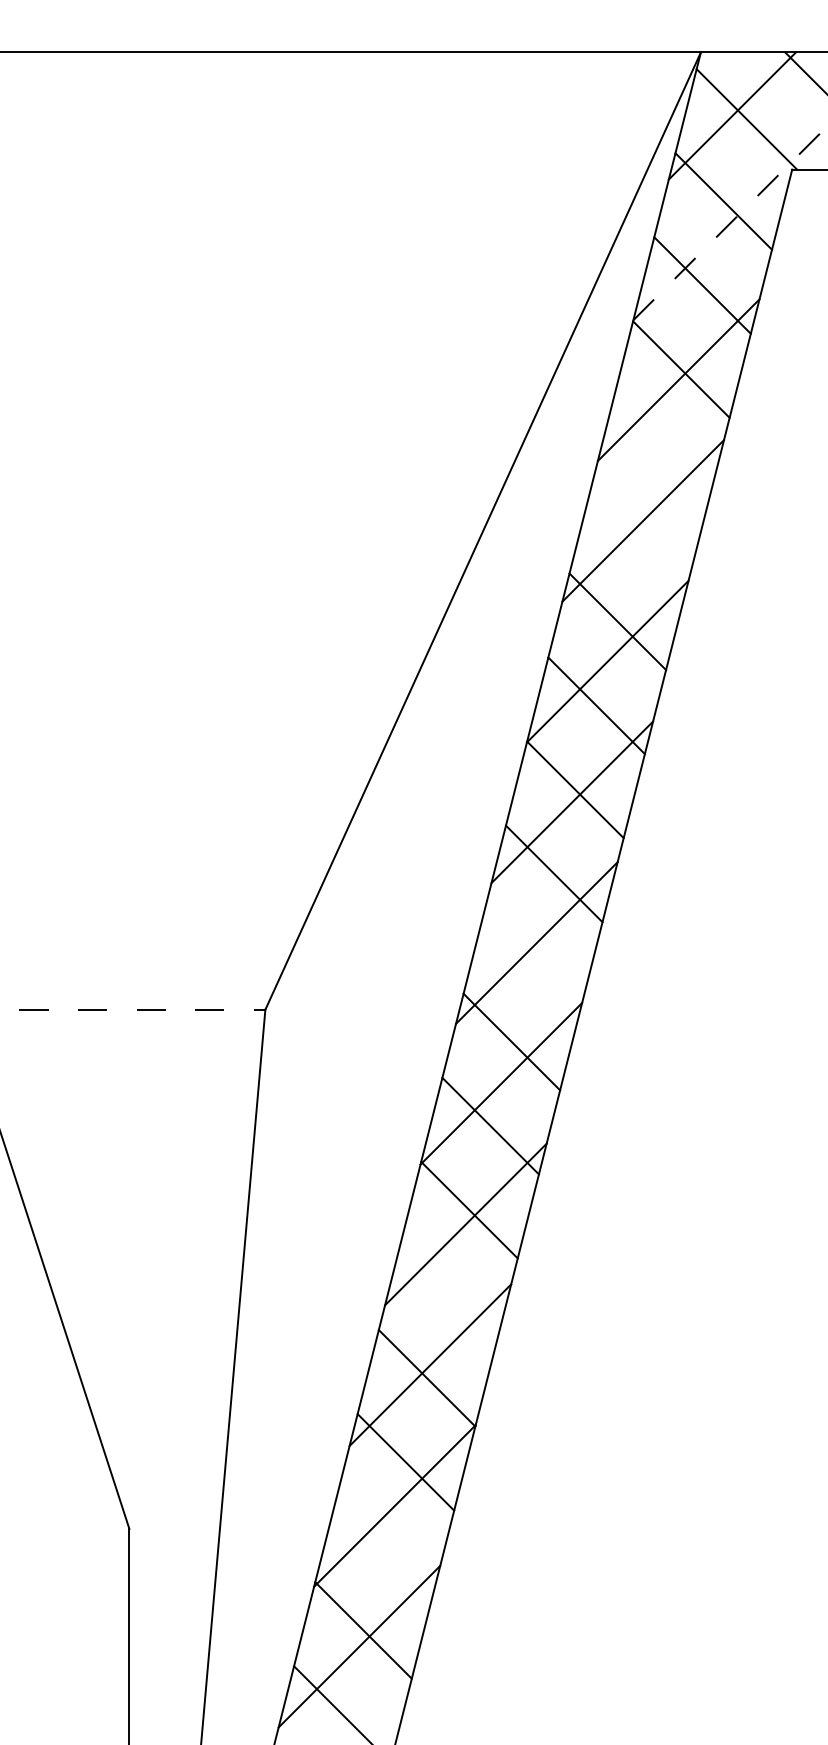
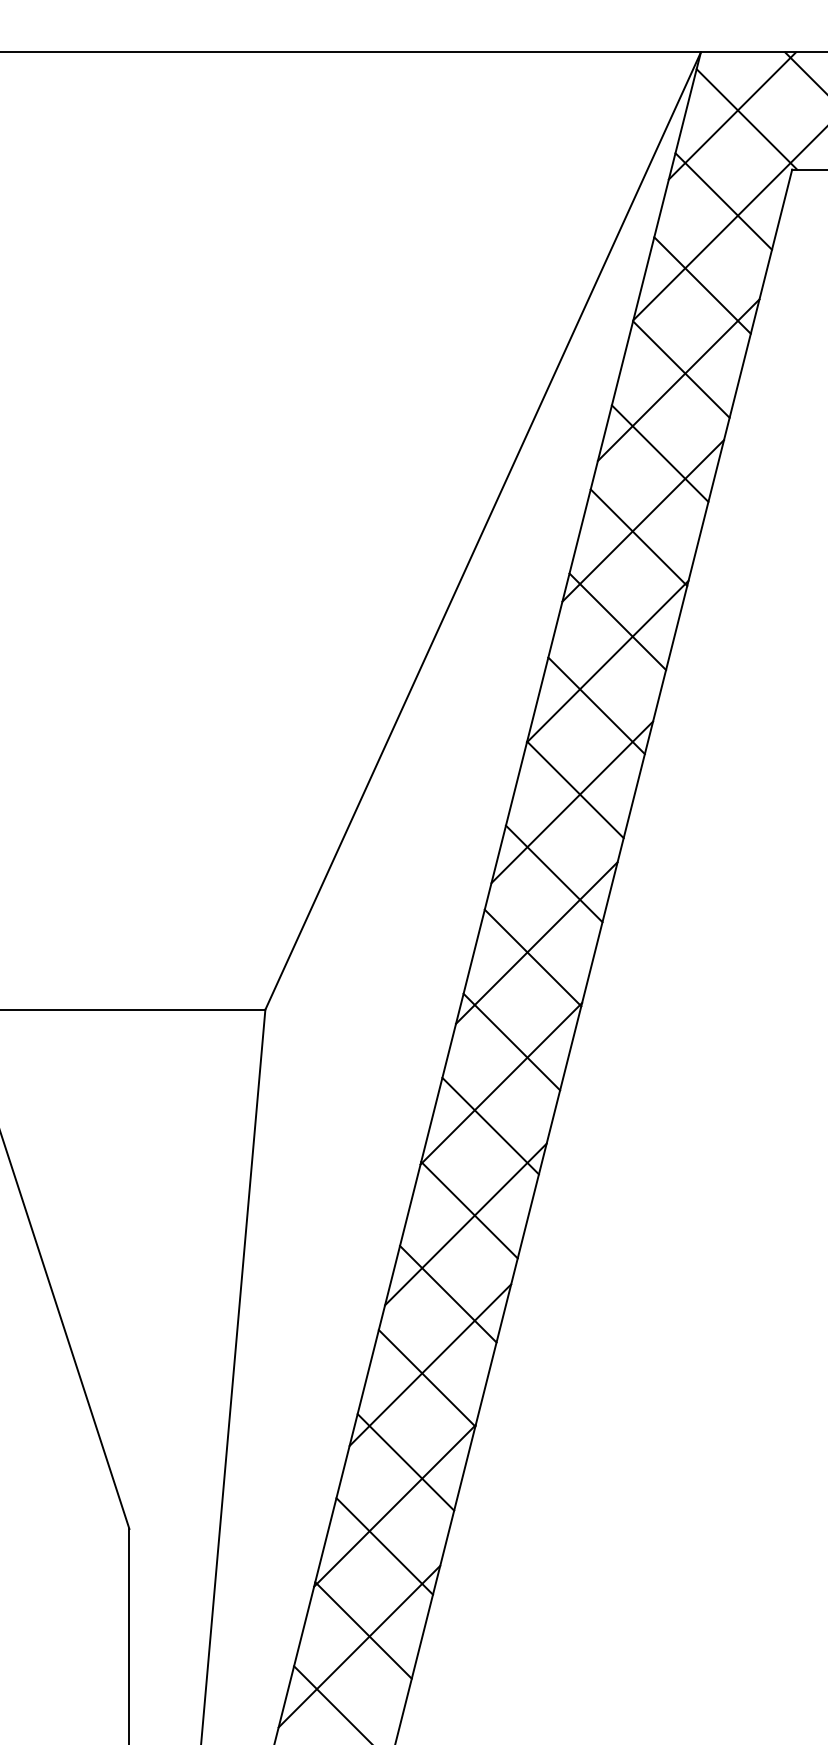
line: dashed -> solid (730, 222)
line: none -> present (659, 453)
line: none -> present (638, 537)
line: none -> present (532, 957)
line: dashed -> solid (133, 1009)
line: none -> present (448, 1293)
line: none -> present (384, 1546)
